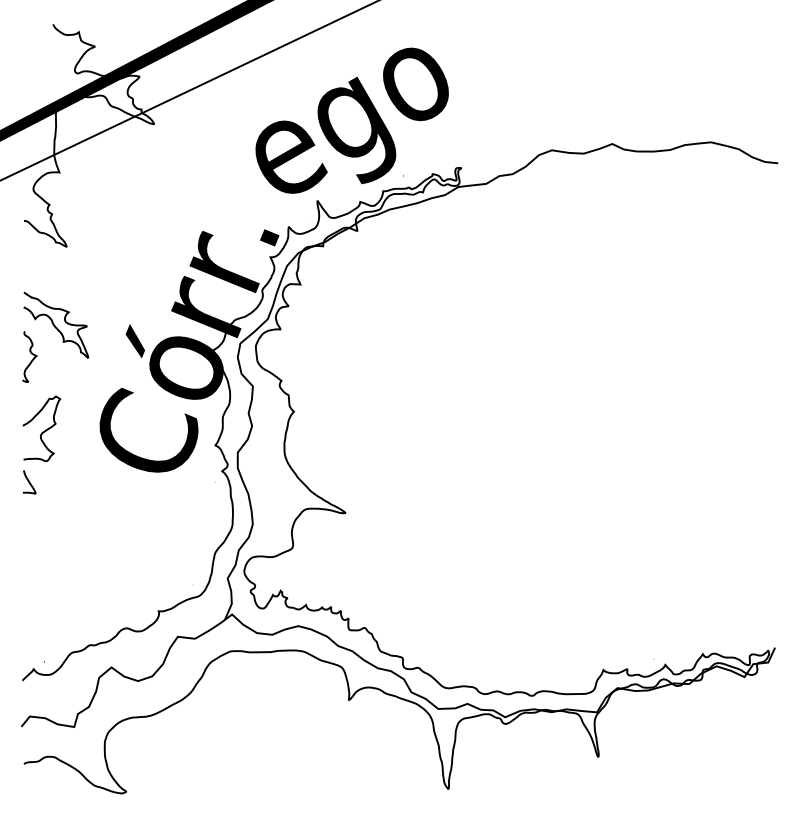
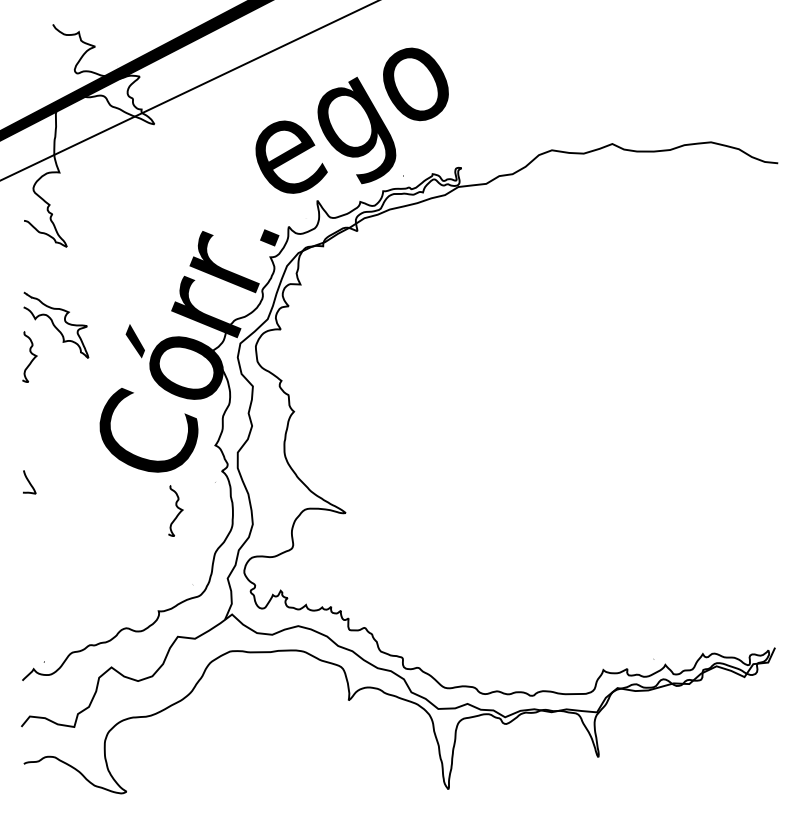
curve: present -> none (42, 431)
curve: none -> present (177, 508)
